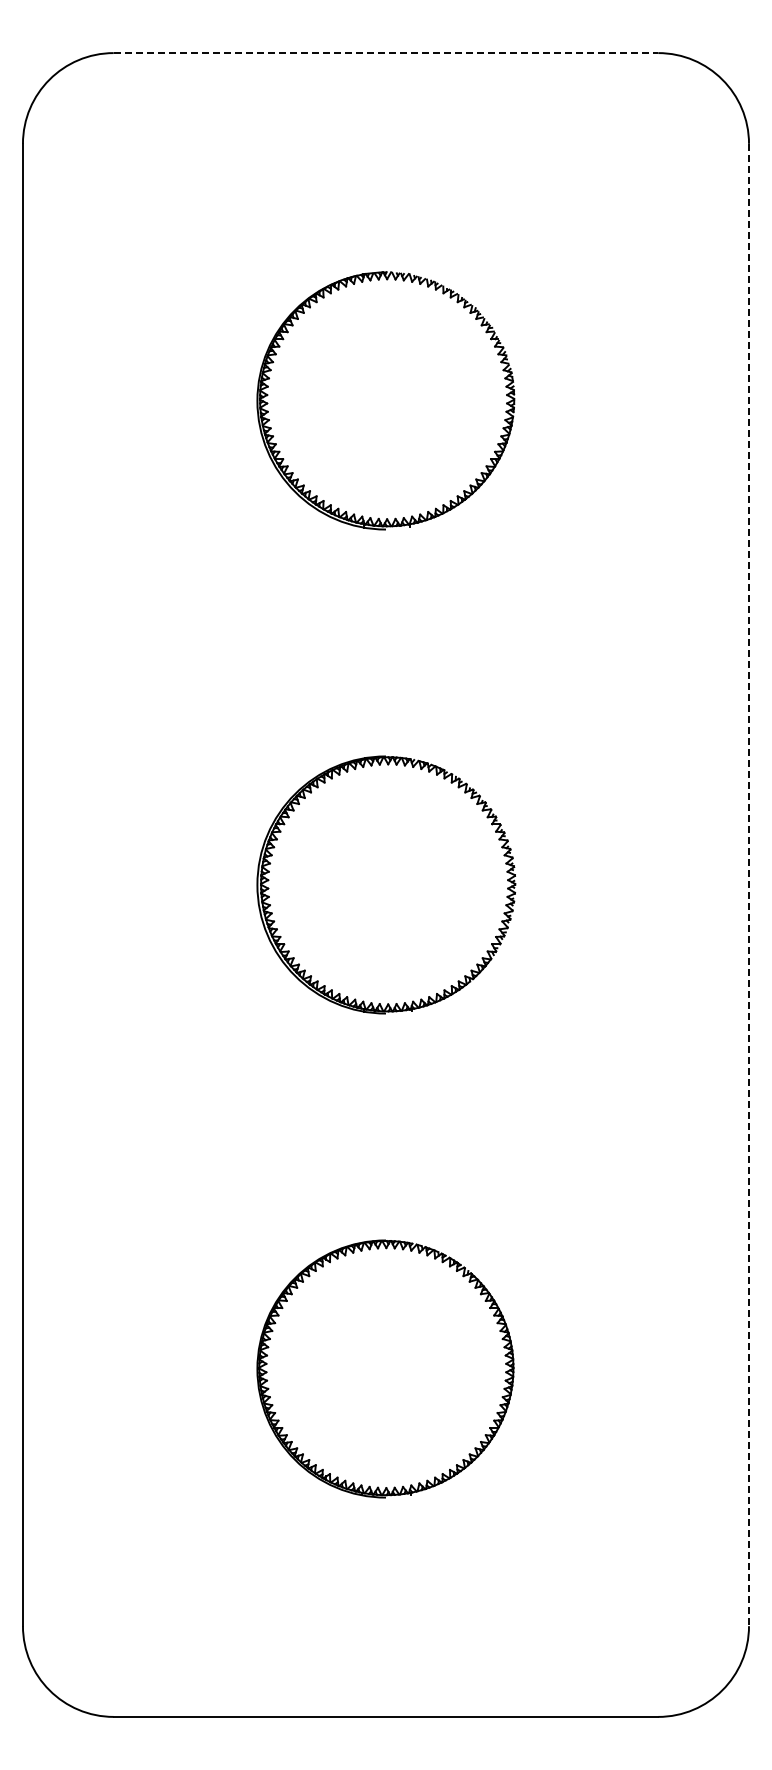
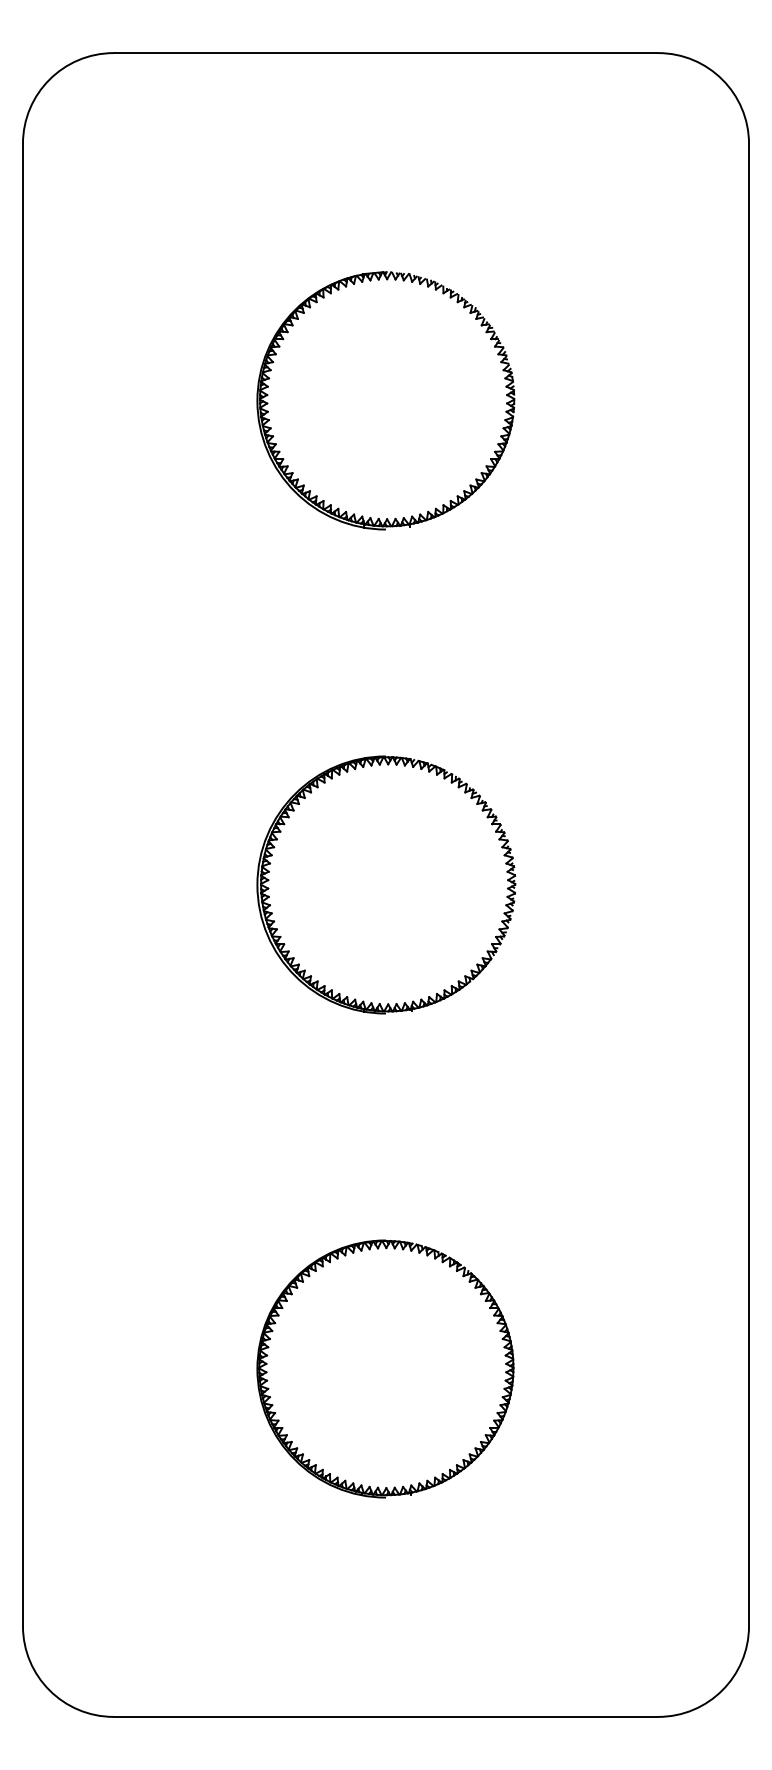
line: dashed -> solid (386, 53)
line: dashed -> solid (749, 885)
